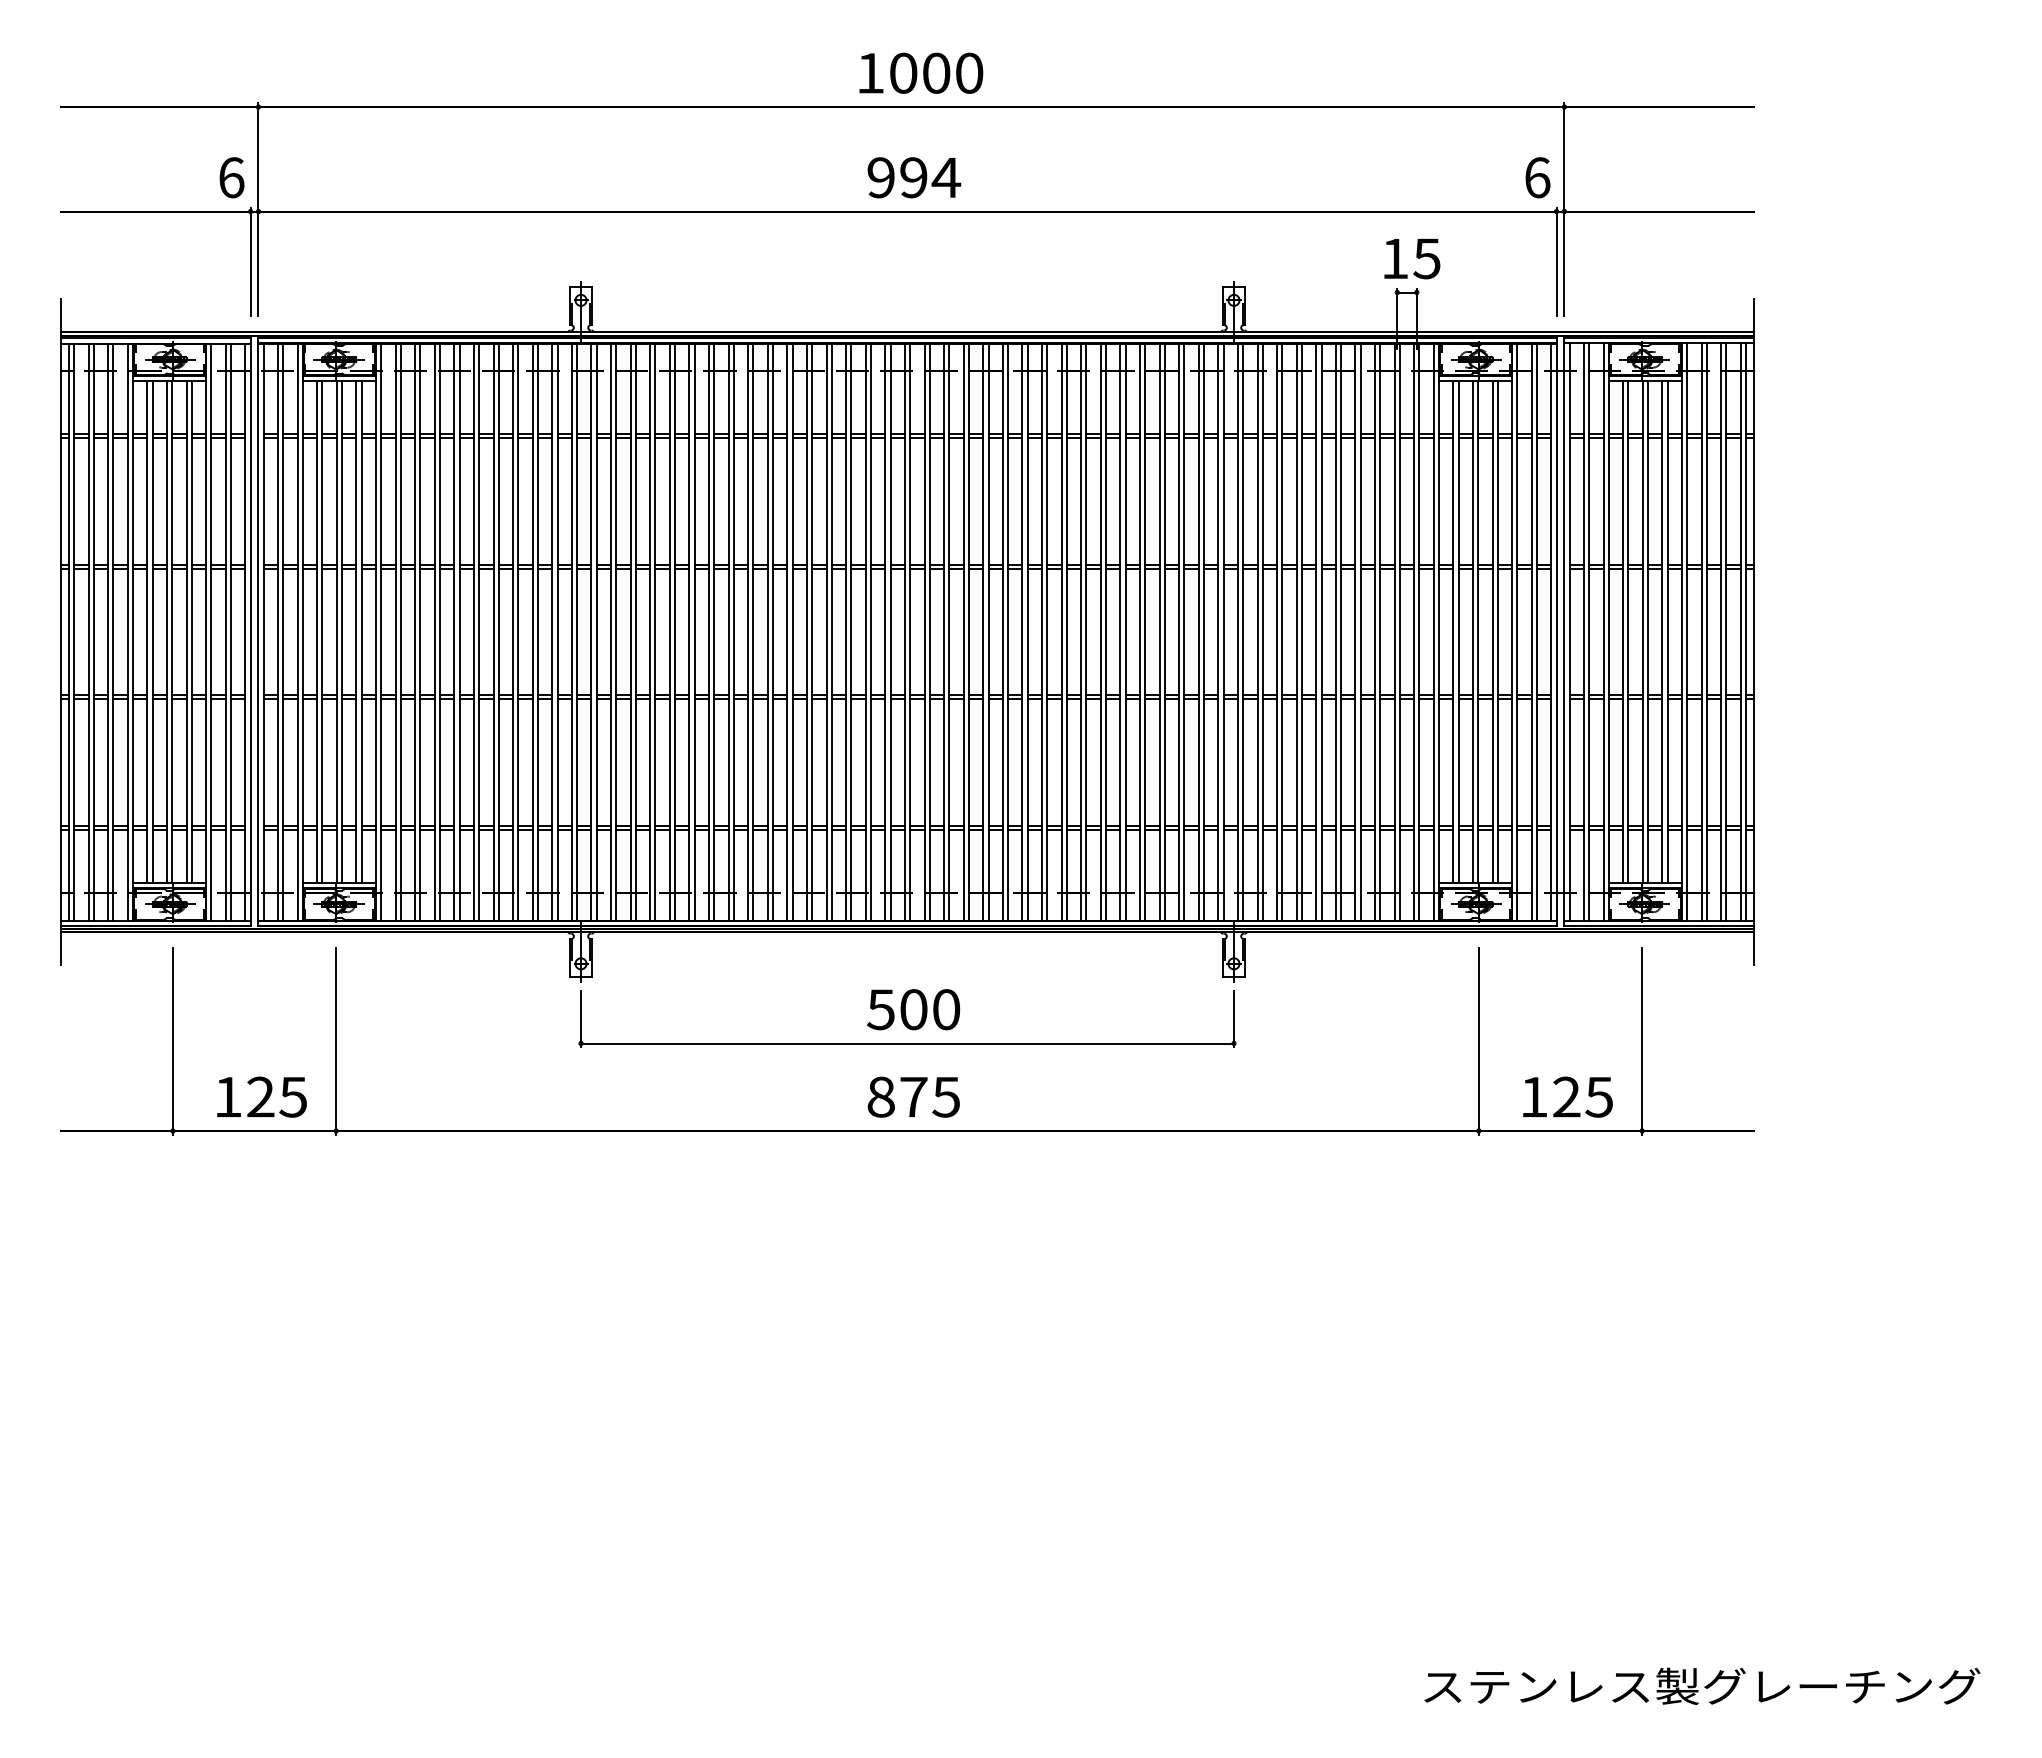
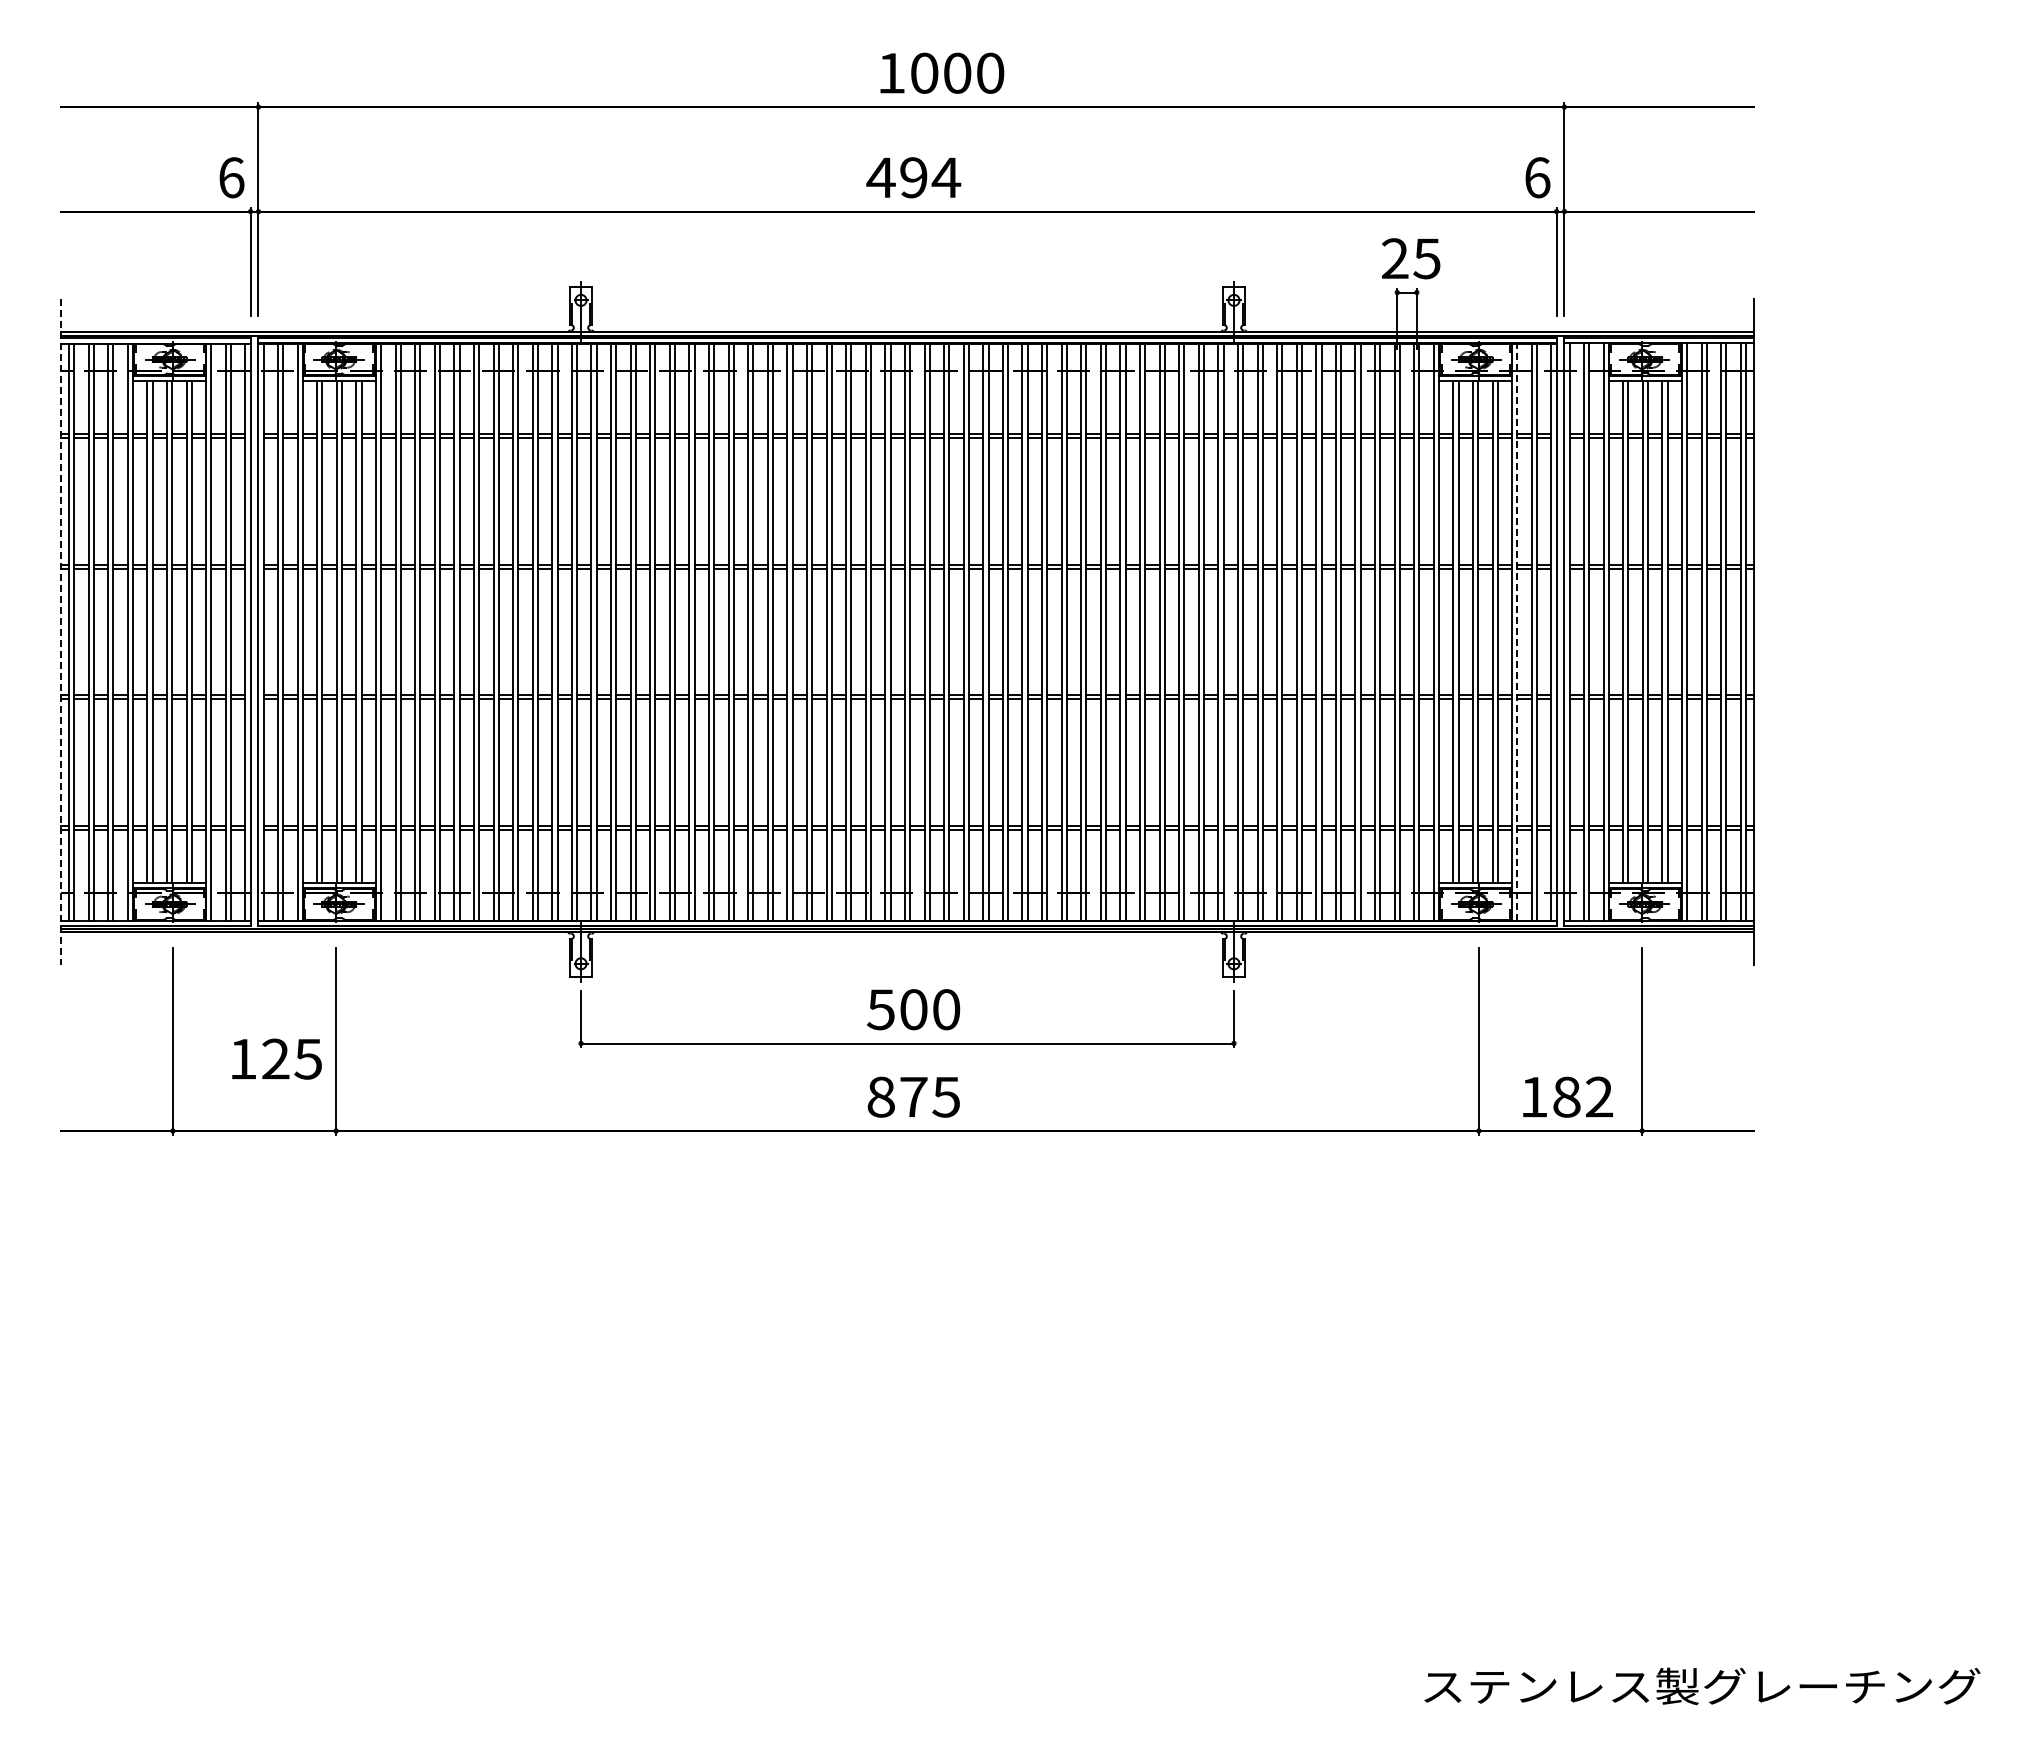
text position: (921, 72) -> (942, 72) (942, 72)
text: 994 -> 494 (880, 177)
text: 15 -> 25 (1395, 258)
line: solid -> dashed (61, 632)
line: solid -> dashed (1517, 632)
text position: (261, 1096) -> (276, 1058) (276, 1058)
text: 125 -> 182 (1582, 1096)
